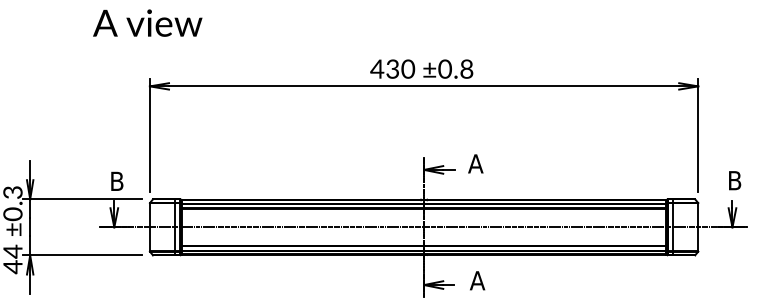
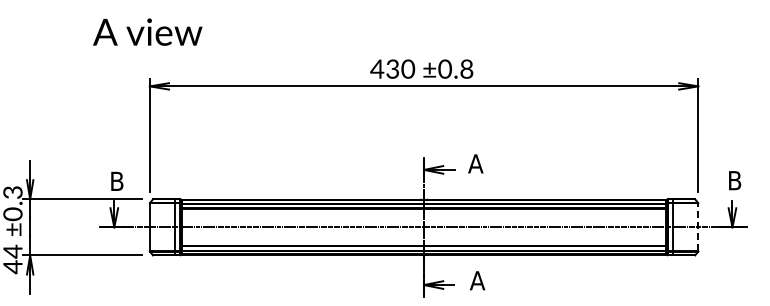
text position: (147, 22) -> (147, 31) (147, 31)
line: solid -> dashed (698, 226)
